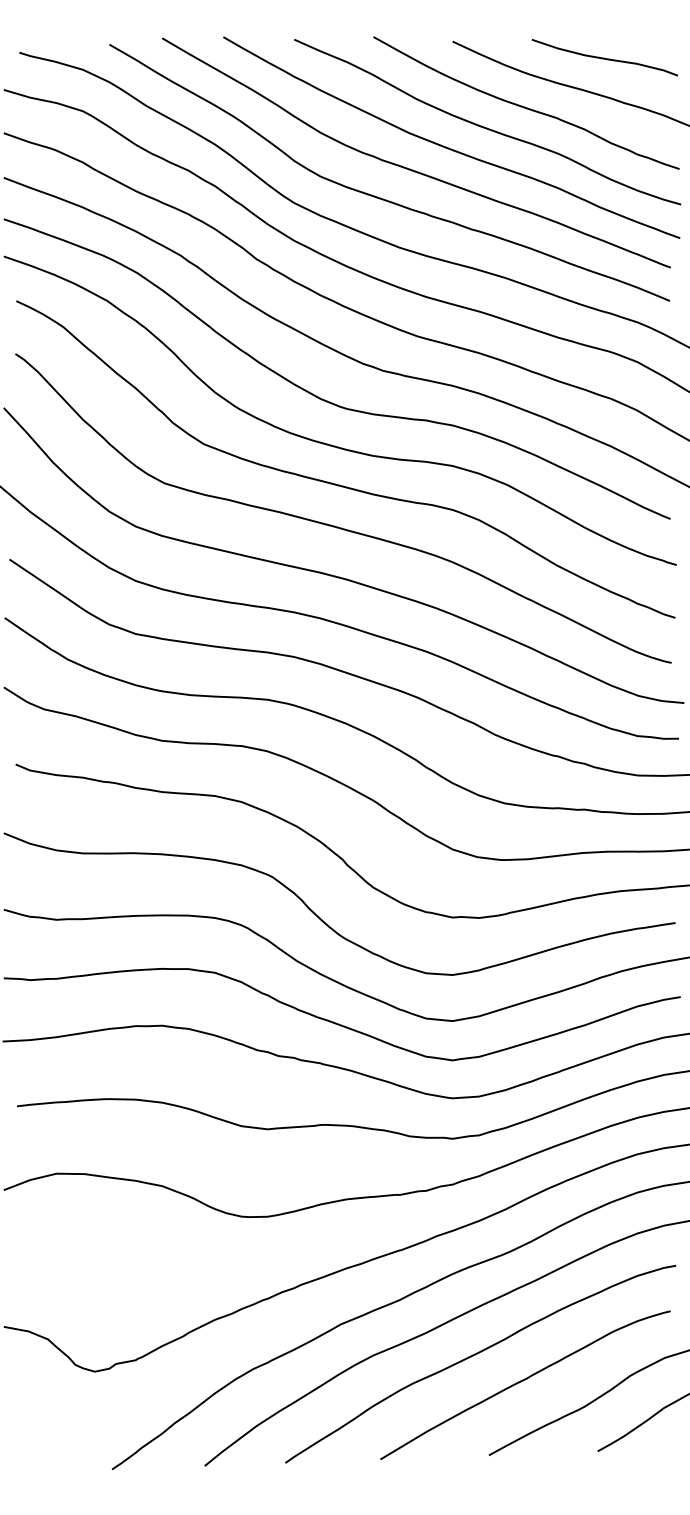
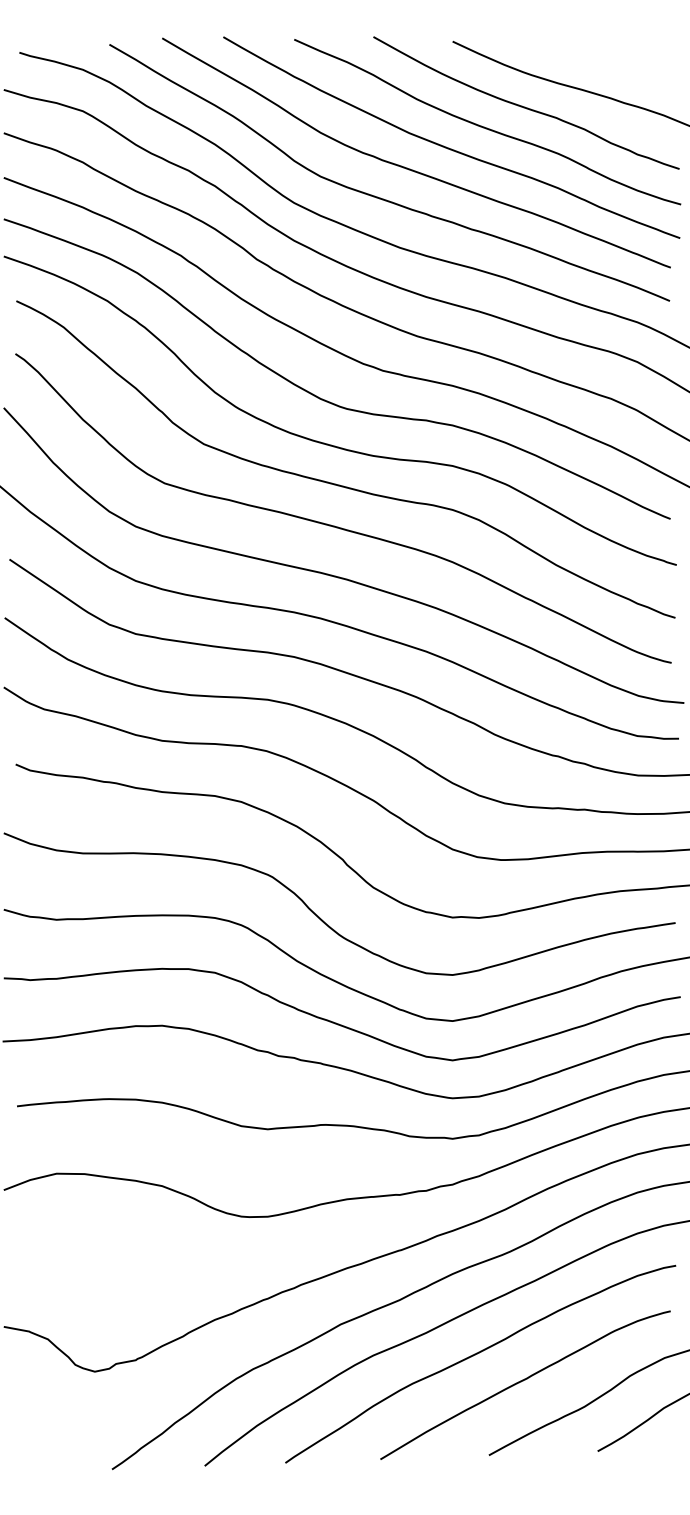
curve: present -> none (604, 57)
